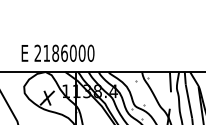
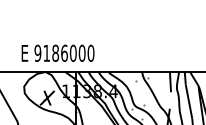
text: 2186000 -> 9186000 (37, 52)
